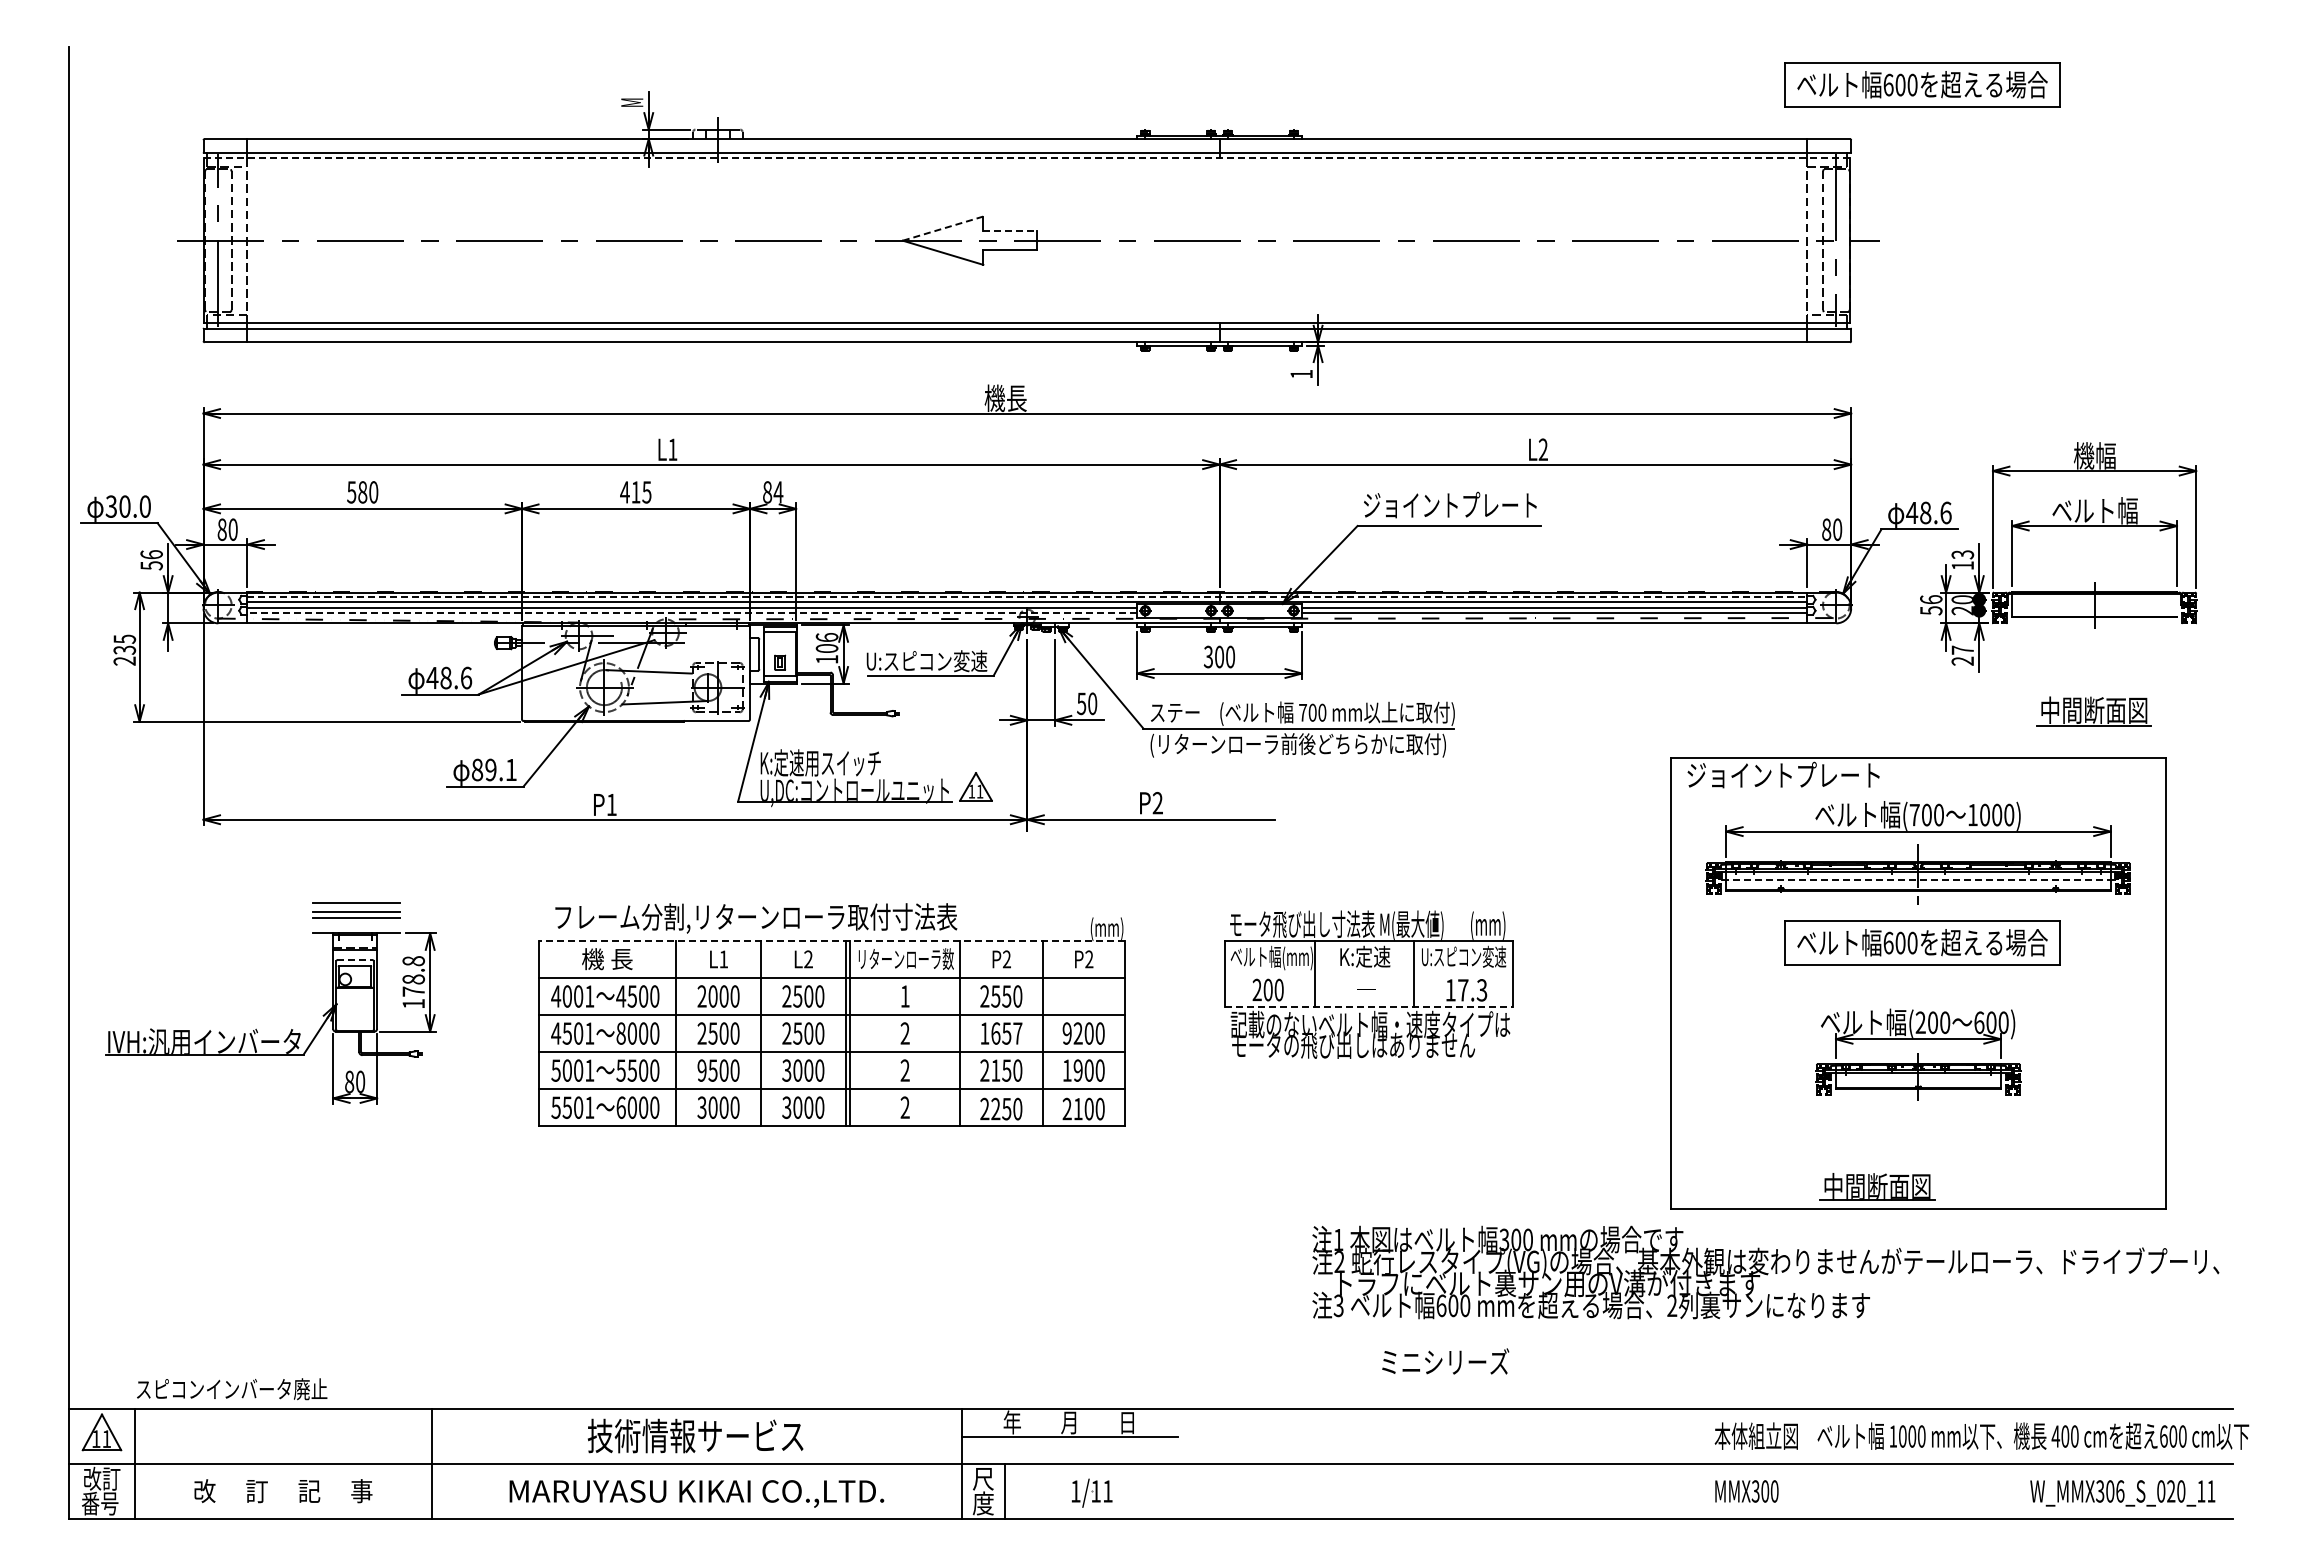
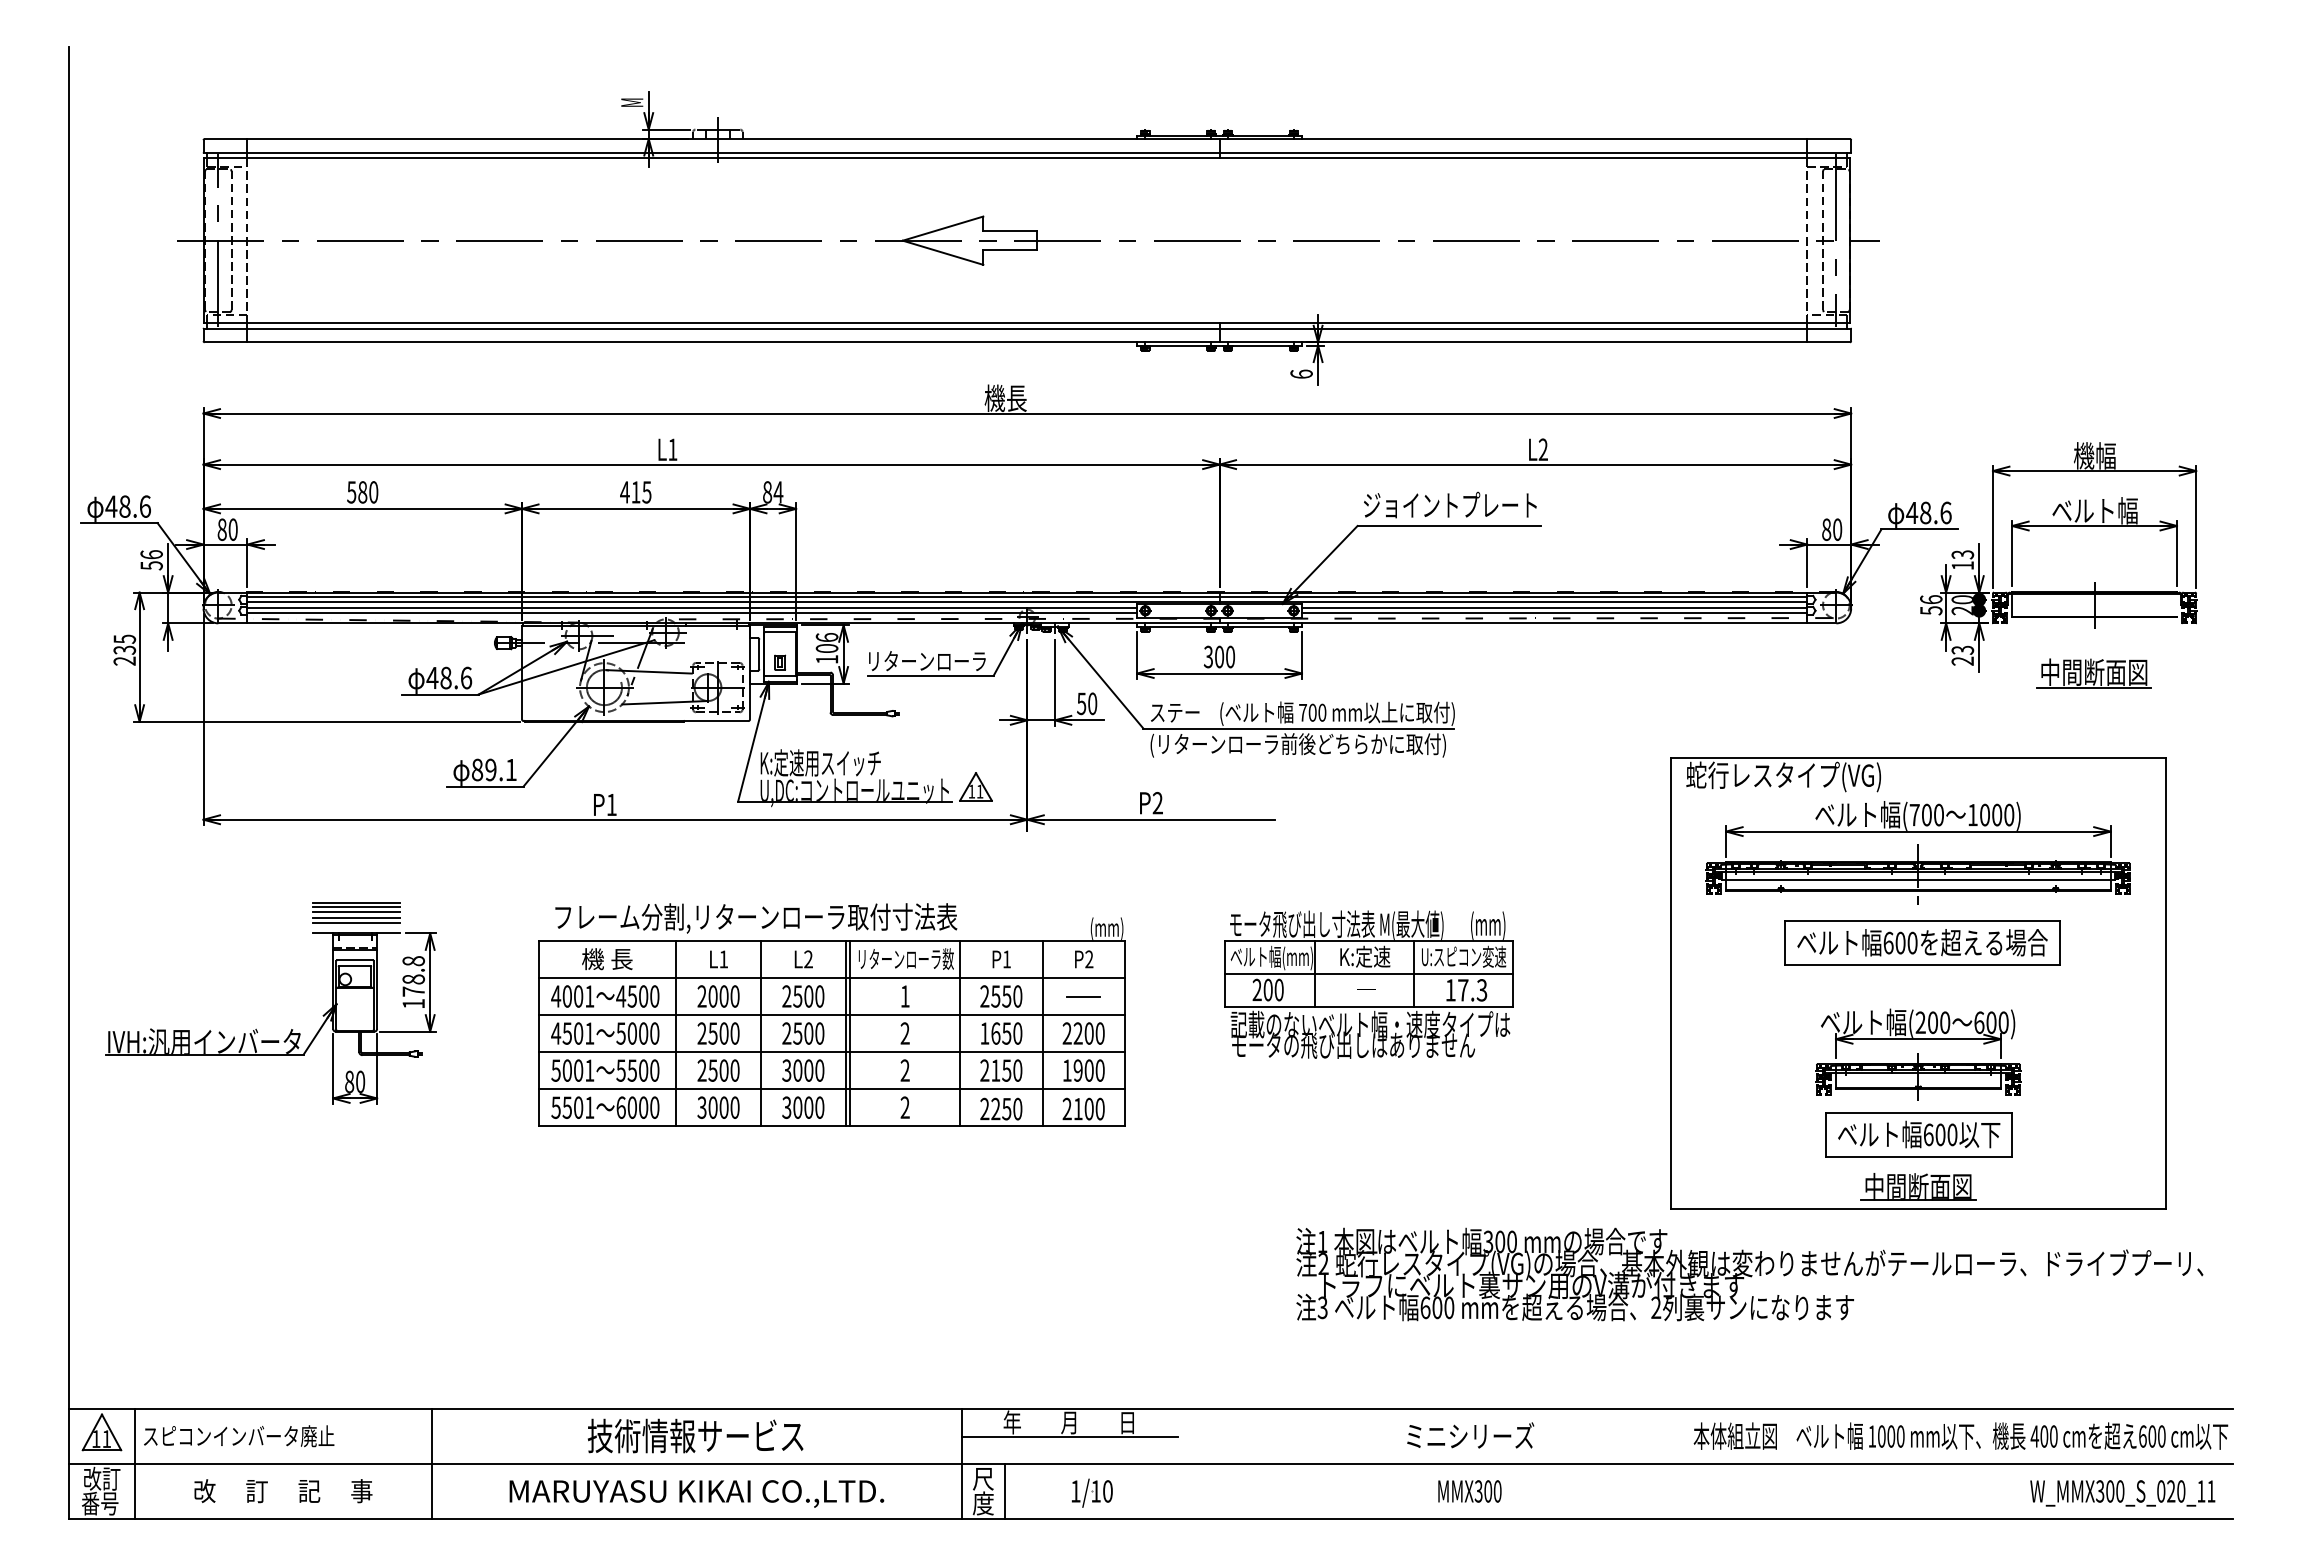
part: present -> none (1922, 84)
line: dashed -> solid (1027, 158)
line: dashed -> solid (943, 228)
line: dashed -> solid (1010, 231)
text: 1 -> 6 (1301, 373)
text: 30.0 -> 48.6 (127, 506)
line: dashed -> solid (1027, 597)
line: dashed -> solid (692, 613)
text: 27 -> 23 (1962, 649)
text: U:スピコン変速 -> リターンローラ (926, 661)
part position: (2093, 711) -> (2093, 673) (2093, 673)
text: ジョイントプレート -> 蛇行レスタイプ(VG) (1783, 776)
line: dashed -> solid (1918, 879)
line: none -> present (356, 907)
line: none -> present (356, 923)
line: dashed -> solid (831, 940)
text: P2 -> P1 (1006, 959)
line: dashed -> solid (355, 960)
line: none -> present (1368, 973)
line: none -> present (1083, 996)
line: dashed -> solid (1369, 1006)
text: 8000 -> 5000 (620, 1033)
text: 1657 -> 1650 (1017, 1033)
text: 9200 -> 2200 (1066, 1033)
text: 9500 -> 2500 (701, 1070)
part: none -> present (1918, 1134)
part position: (1877, 1186) -> (1918, 1186) (1918, 1186)
text position: (1765, 1272) -> (1749, 1274) (1749, 1274)
text position: (1445, 1361) -> (1470, 1435) (1470, 1435)
text position: (232, 1389) -> (239, 1436) (239, 1436)
text position: (1981, 1435) -> (1960, 1435) (1960, 1435)
text: 1/11 -> 1/10 (1107, 1491)
text position: (1746, 1491) -> (1469, 1491) (1469, 1491)
text: W_MMX306_S_020_11 -> W_MMX300_S_020_11 (2120, 1491)
